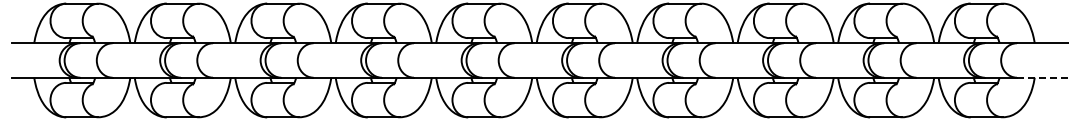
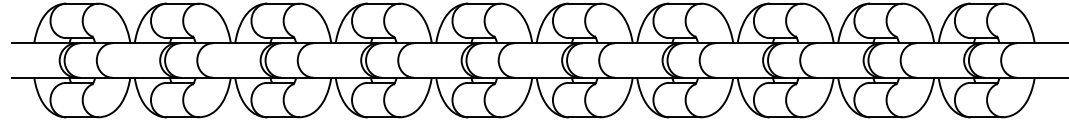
line: dashed -> solid (1042, 77)
